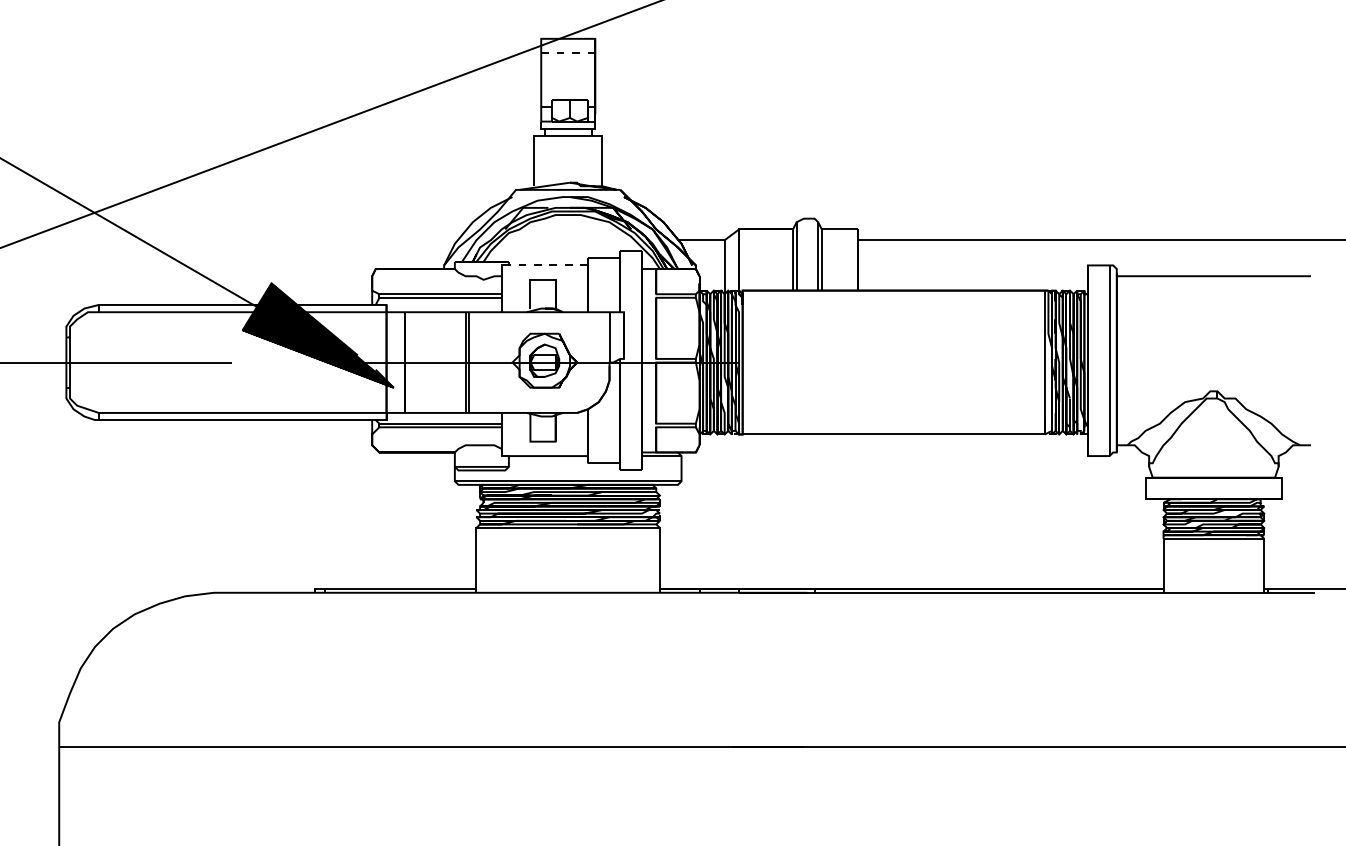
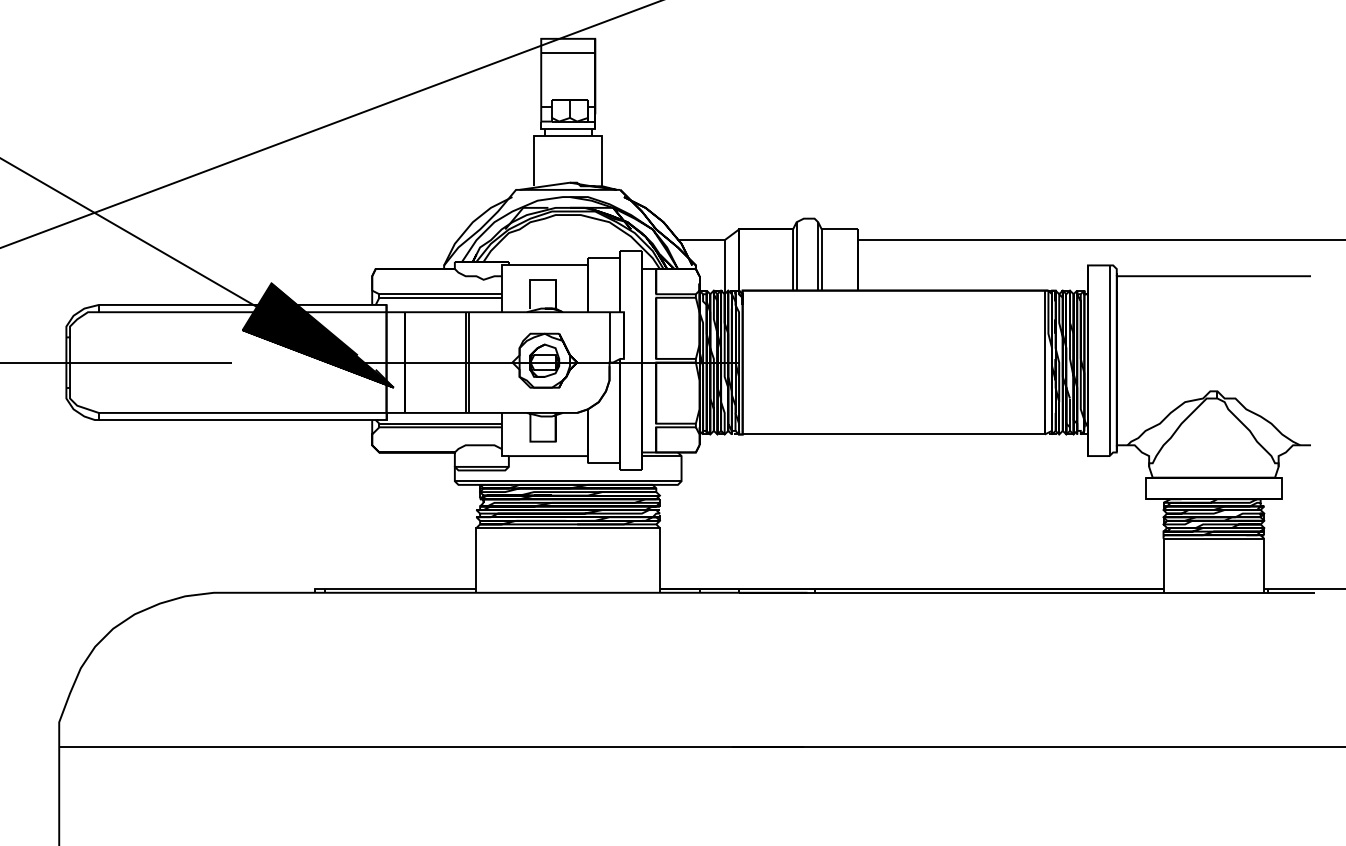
line: dashed -> solid (568, 53)
line: dashed -> solid (548, 265)
